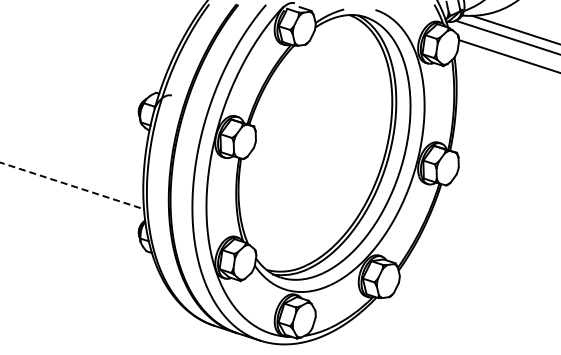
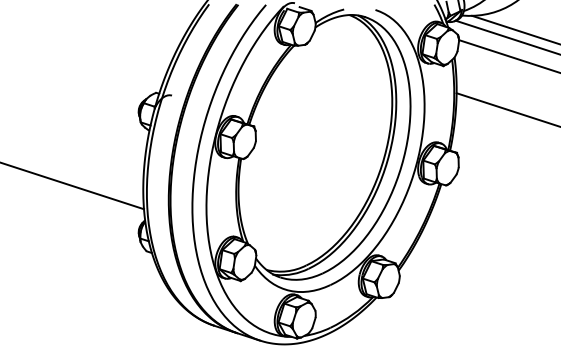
line: none -> present (506, 109)
line: dashed -> solid (72, 186)
